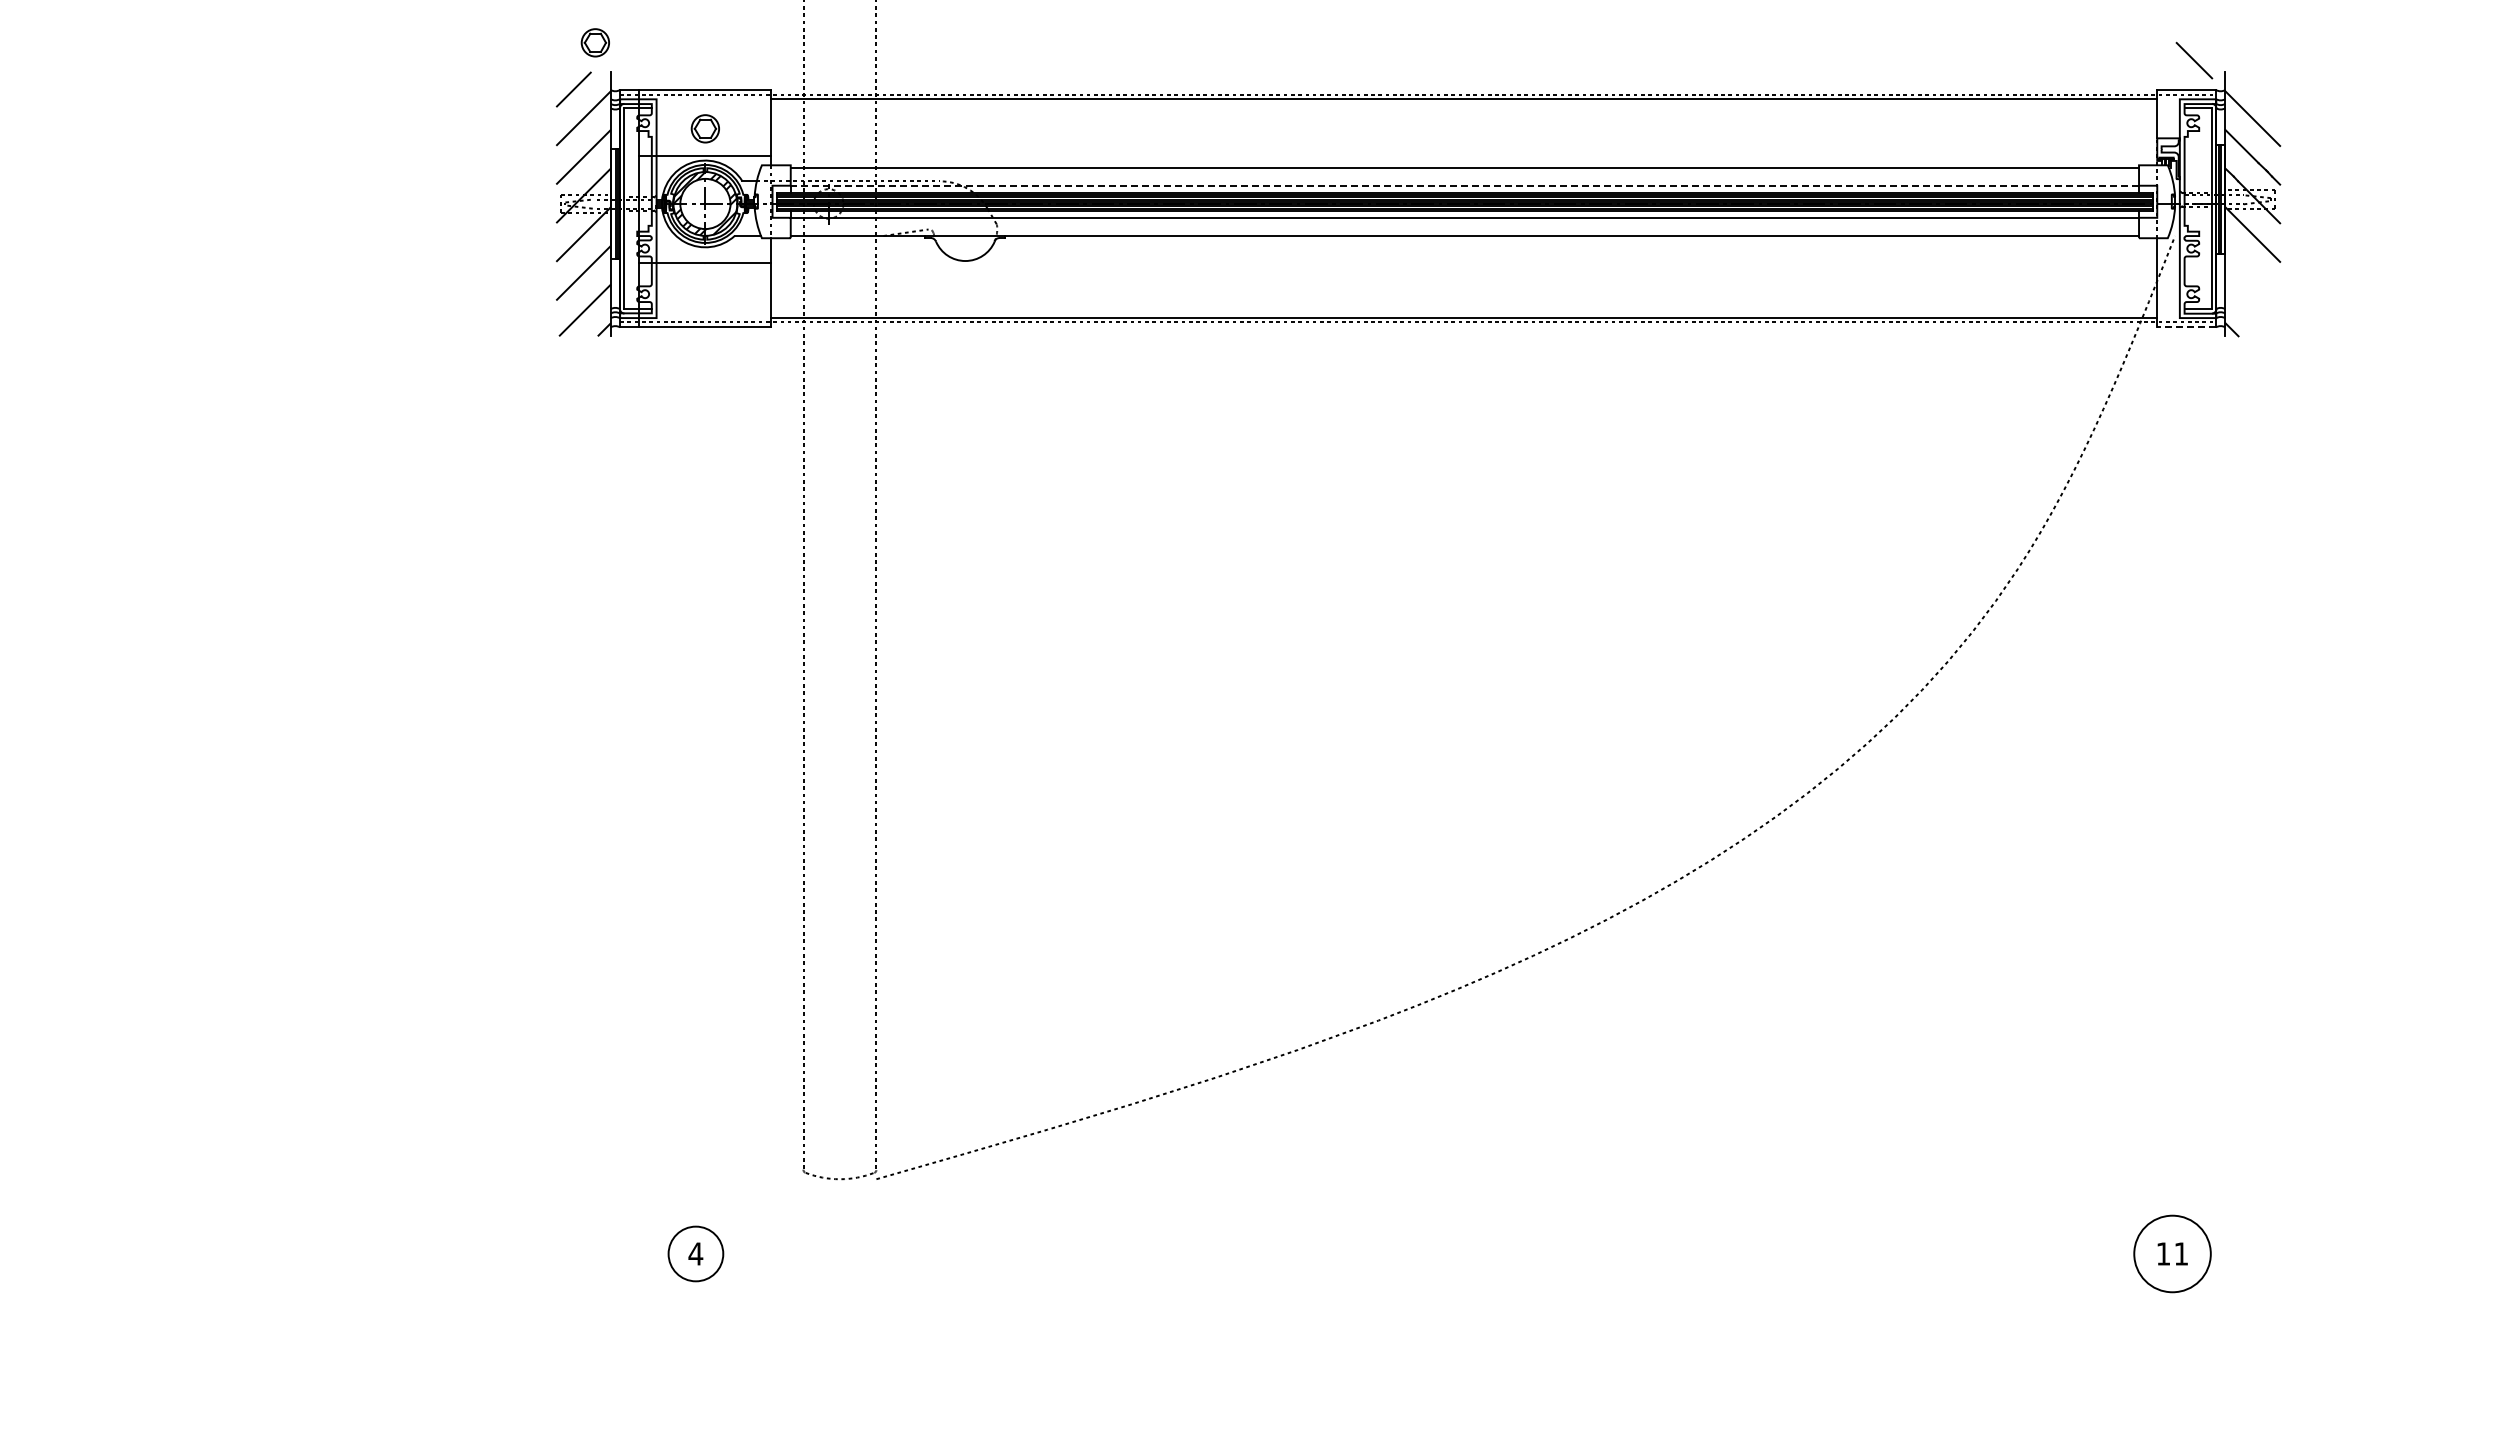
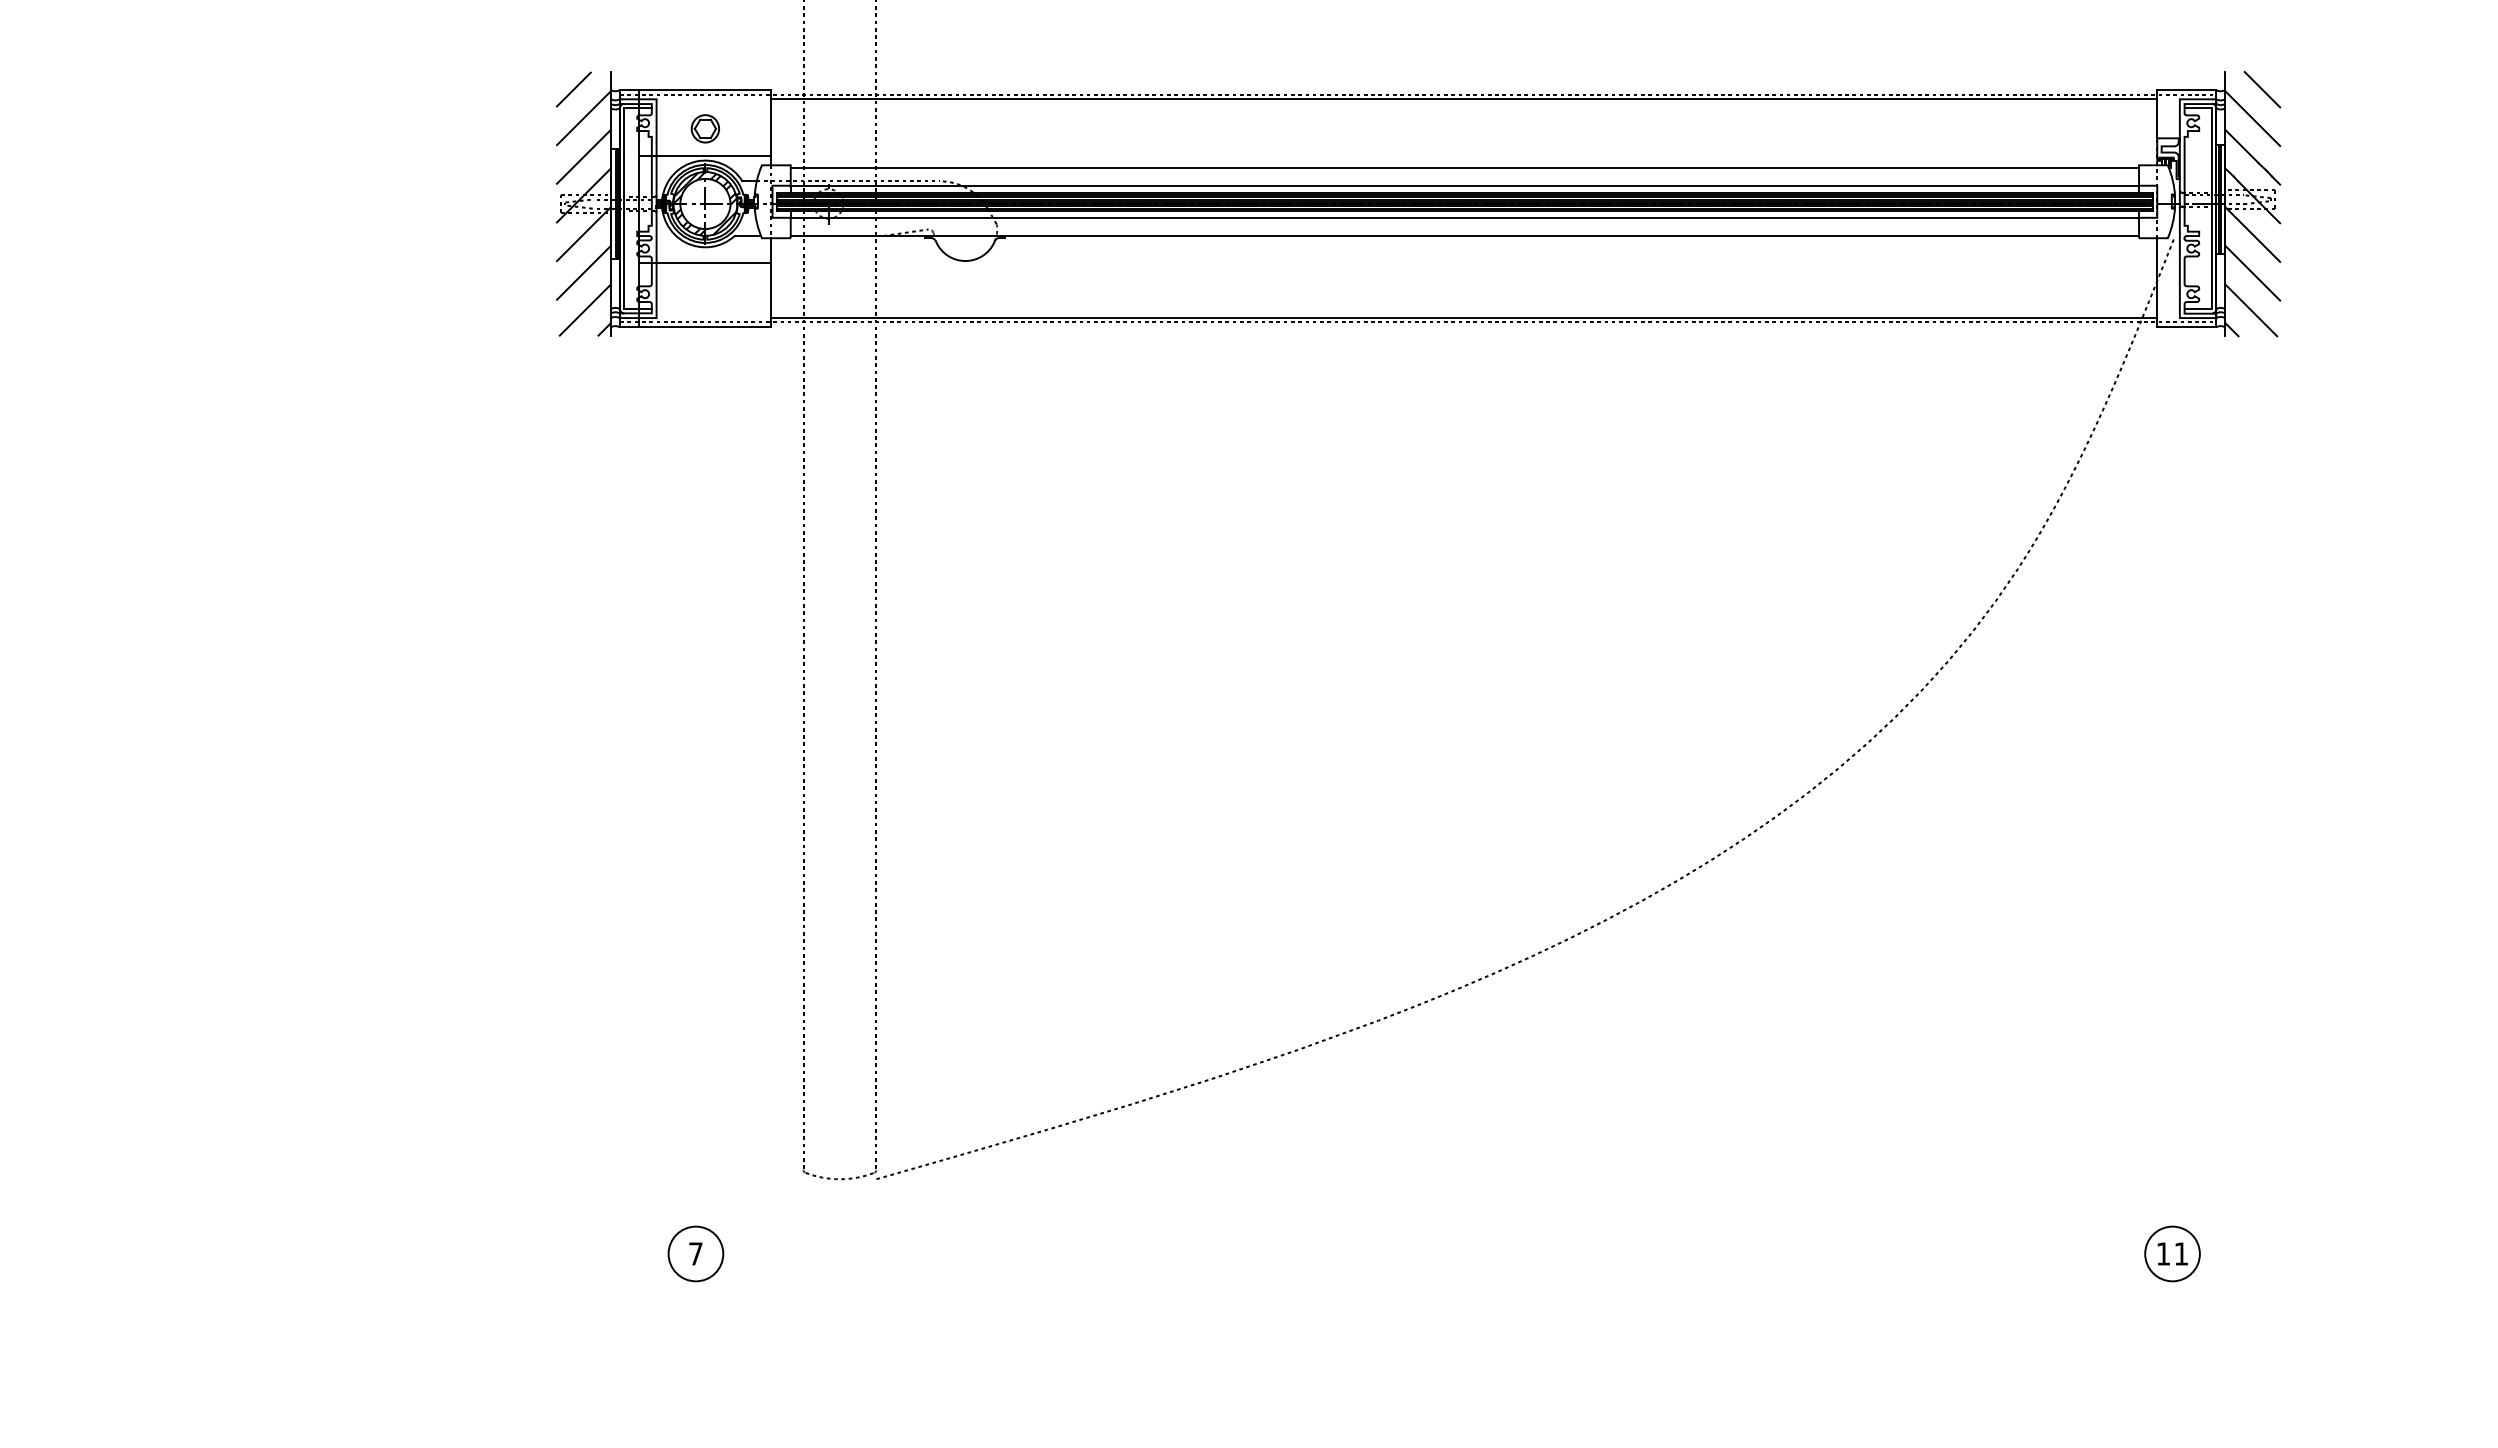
part: present -> none (594, 42)
line position: (2194, 60) -> (2262, 89) (2262, 89)
line: dashed -> solid (1463, 185)
line: none -> present (2252, 272)
line: none -> present (2251, 310)
line: dashed -> solid (2186, 327)
text: 4 -> 7 (695, 1253)
circle diameter: 77 px -> 55 px (2172, 1253)
